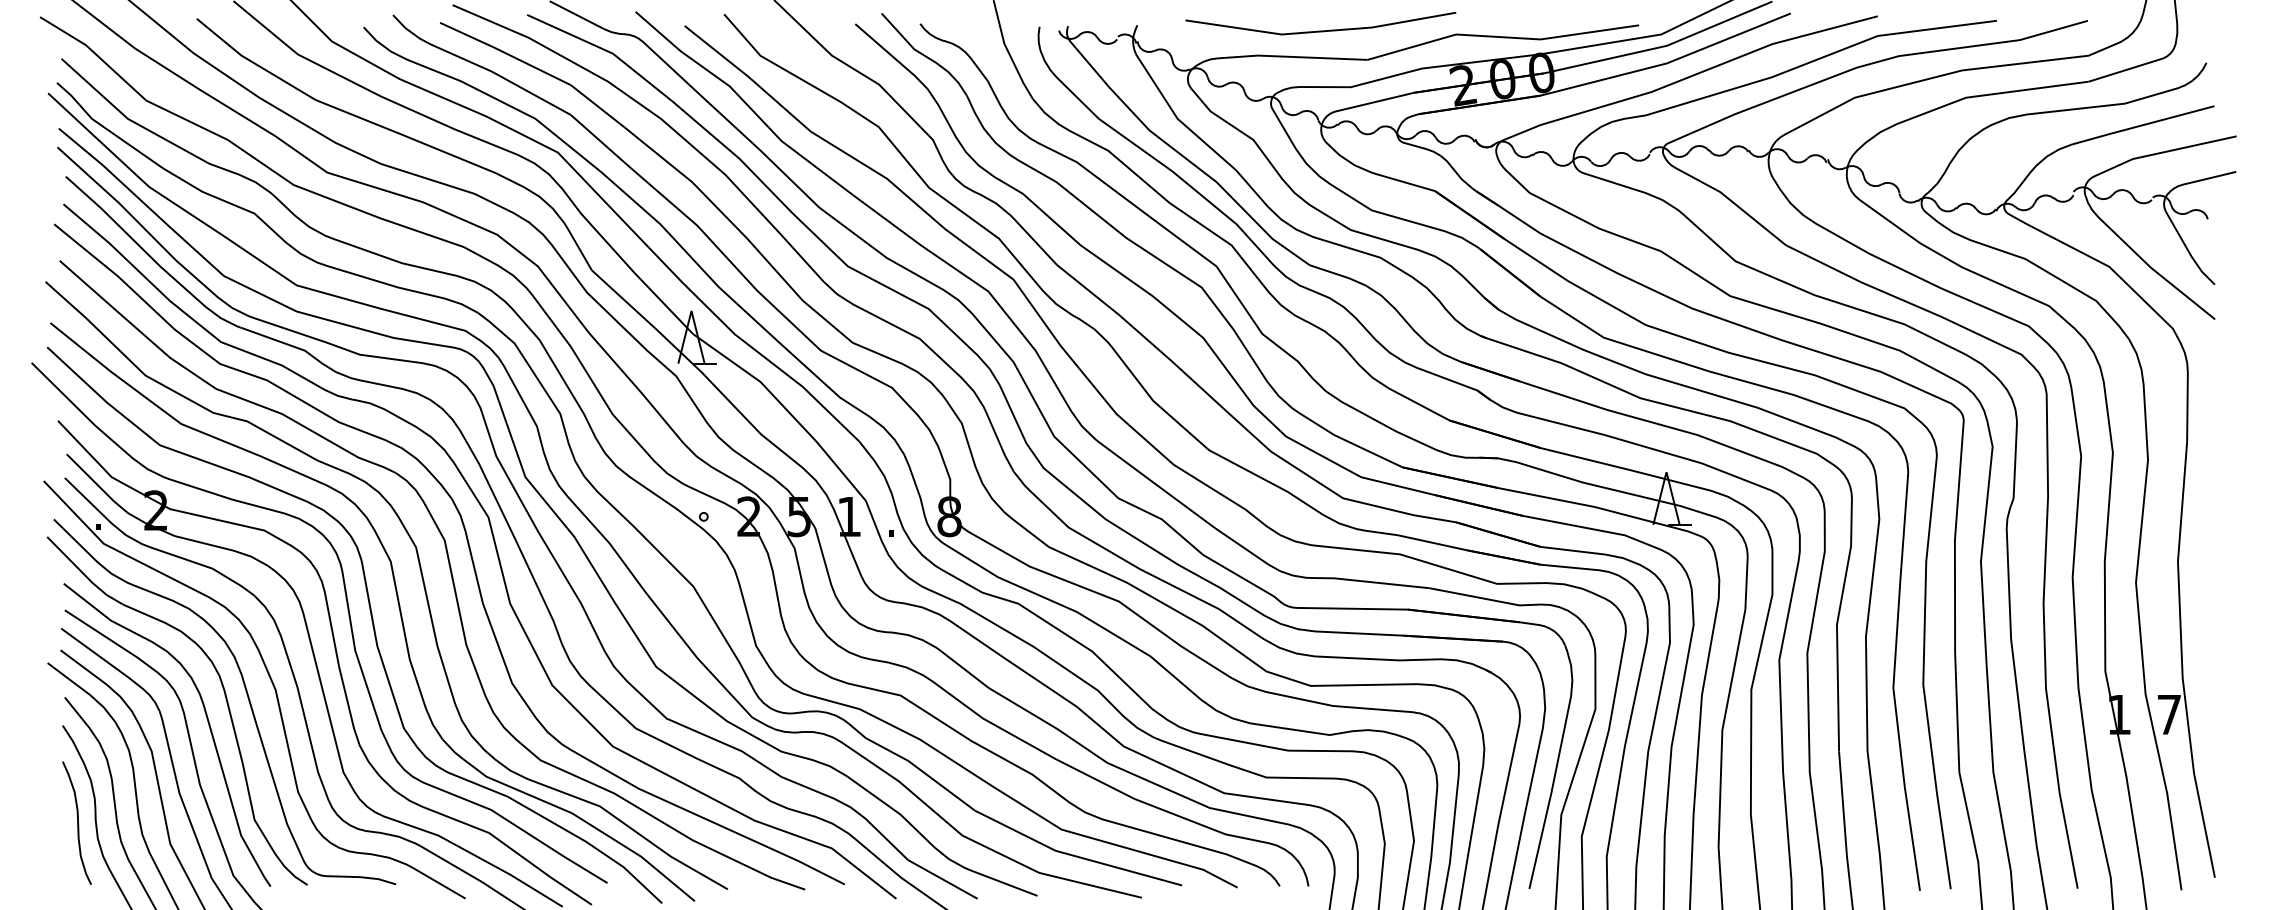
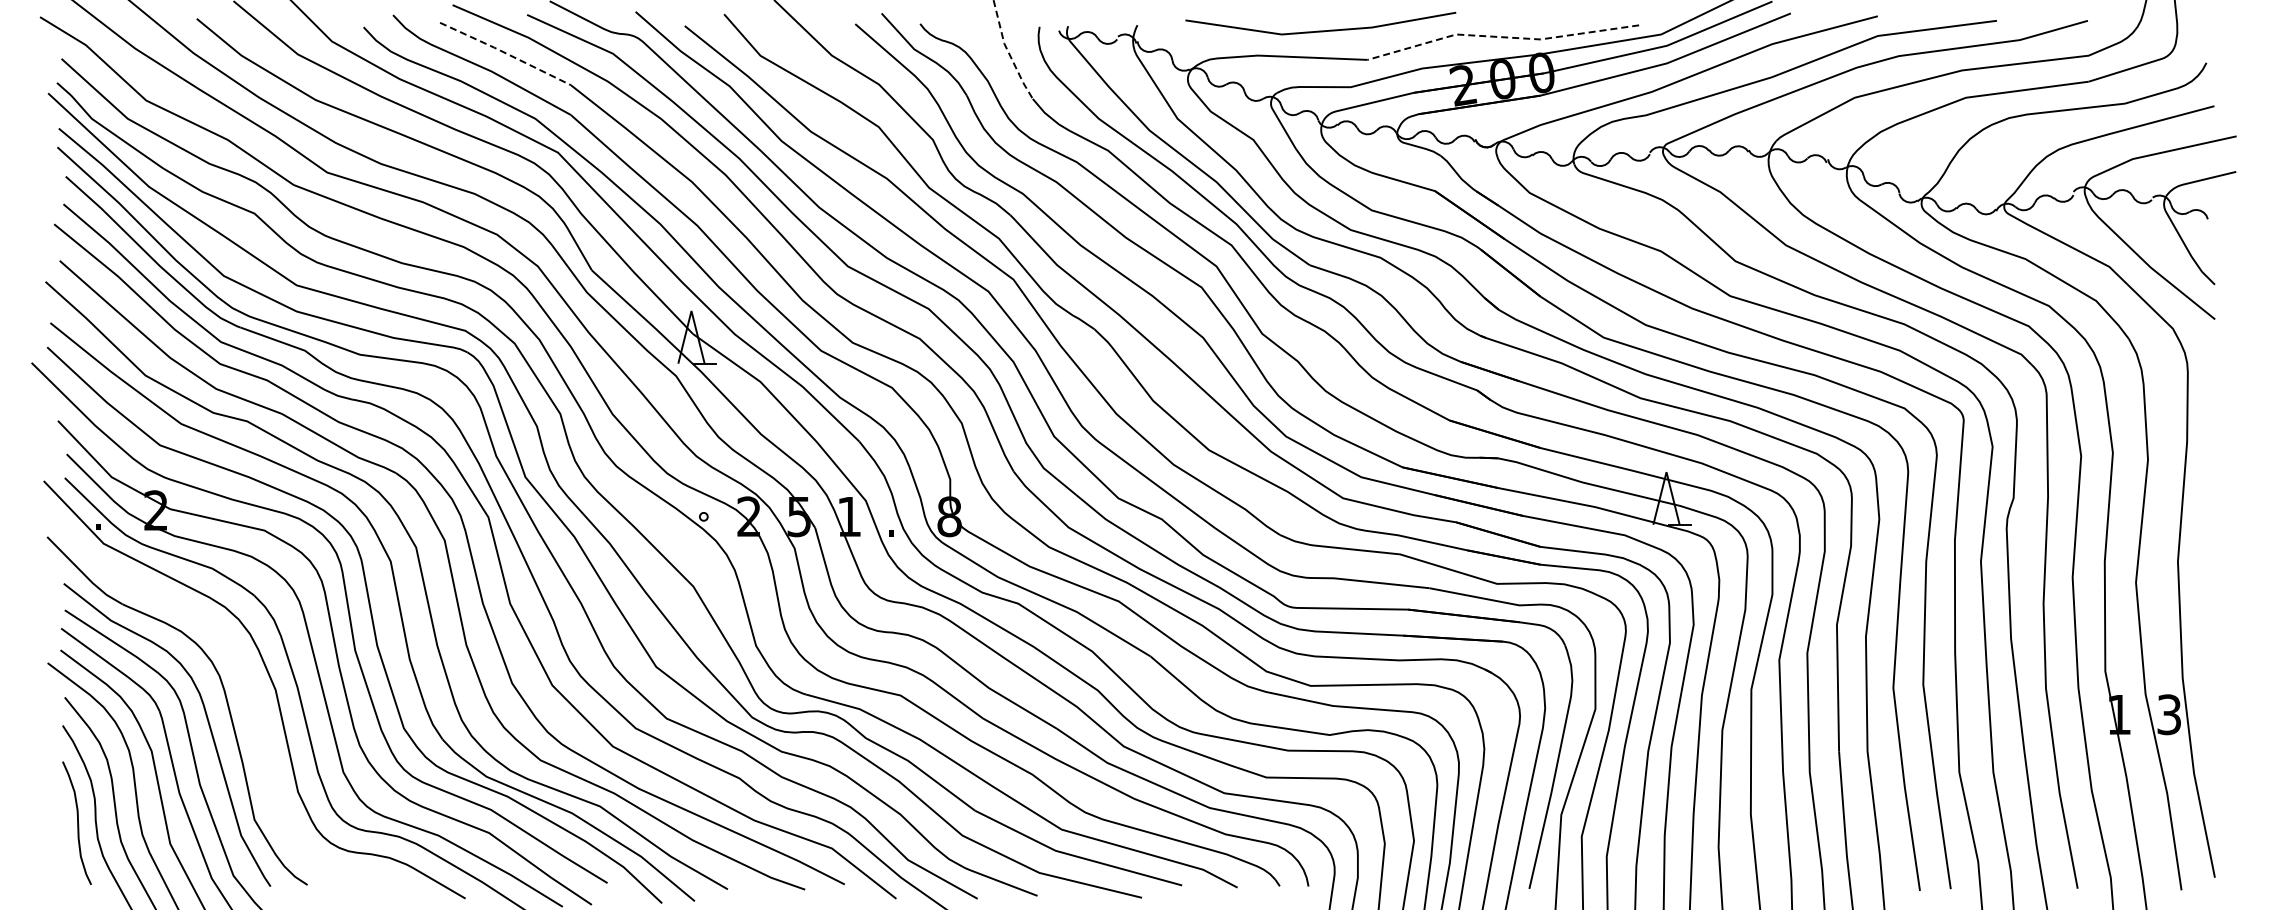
line: solid -> dashed (1501, 37)
line: solid -> dashed (1008, 51)
line: solid -> dashed (505, 53)
curve: present -> none (247, 698)
text: 7 -> 3 (2168, 714)
